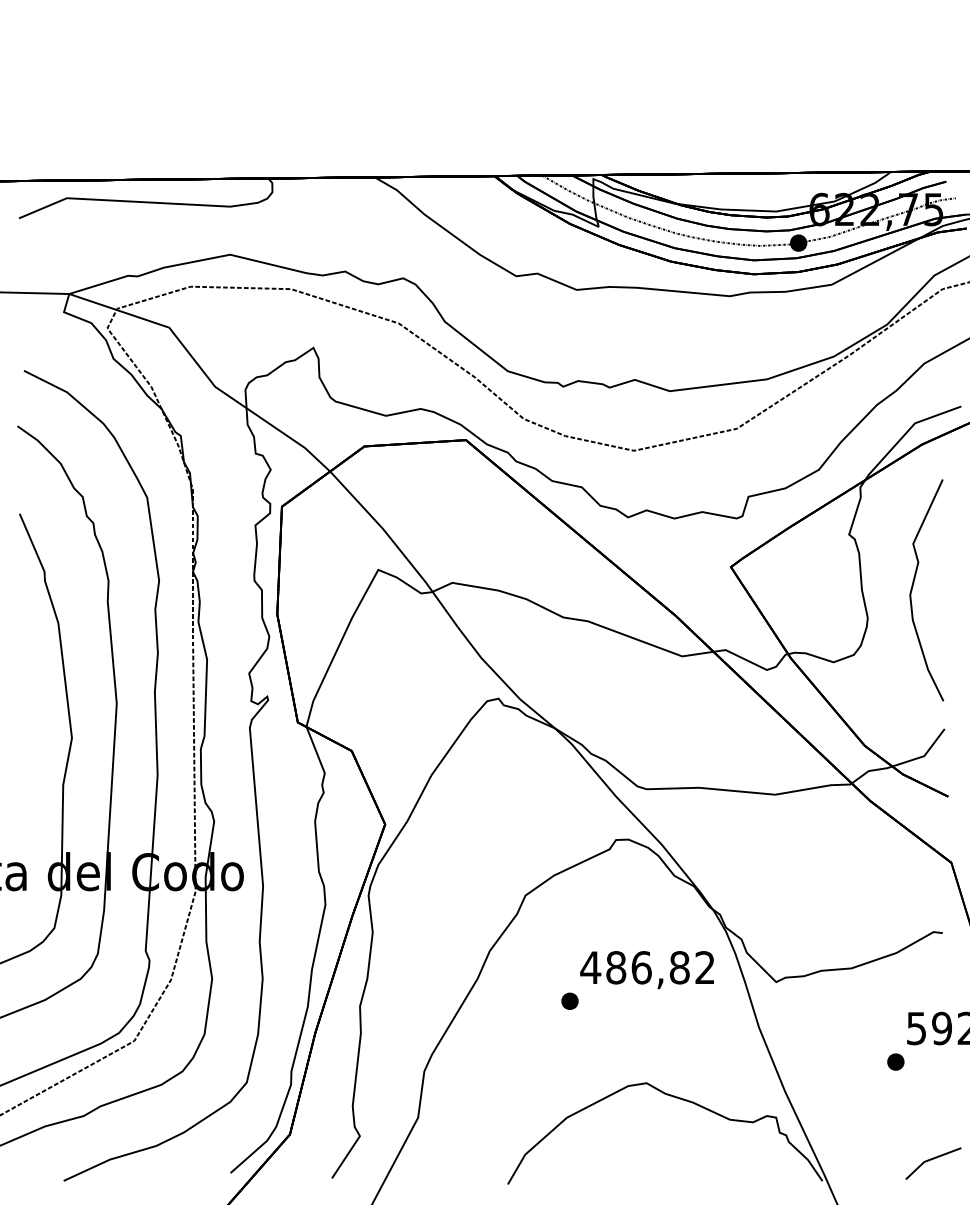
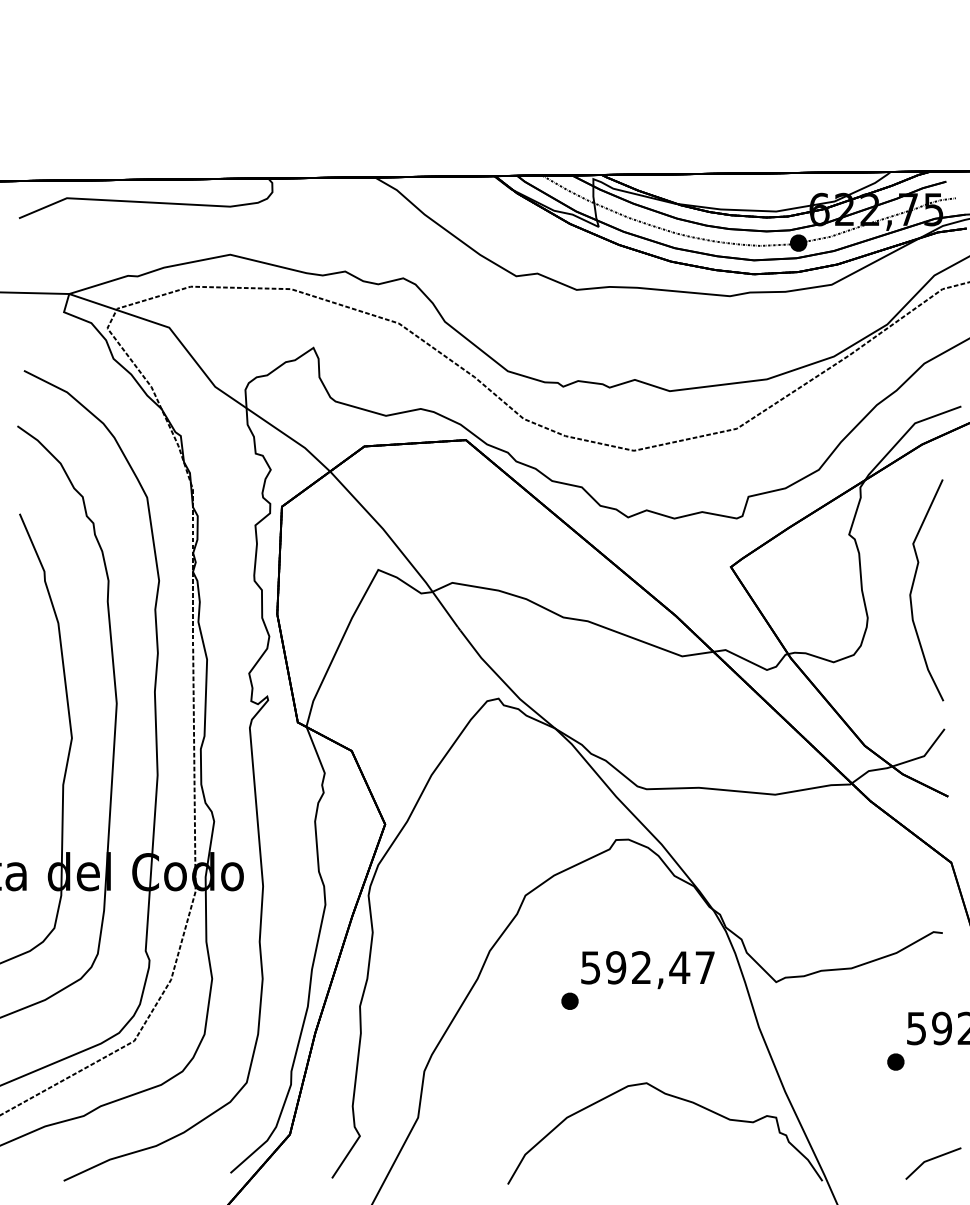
text: 486,82 -> 592,47 (647, 967)
